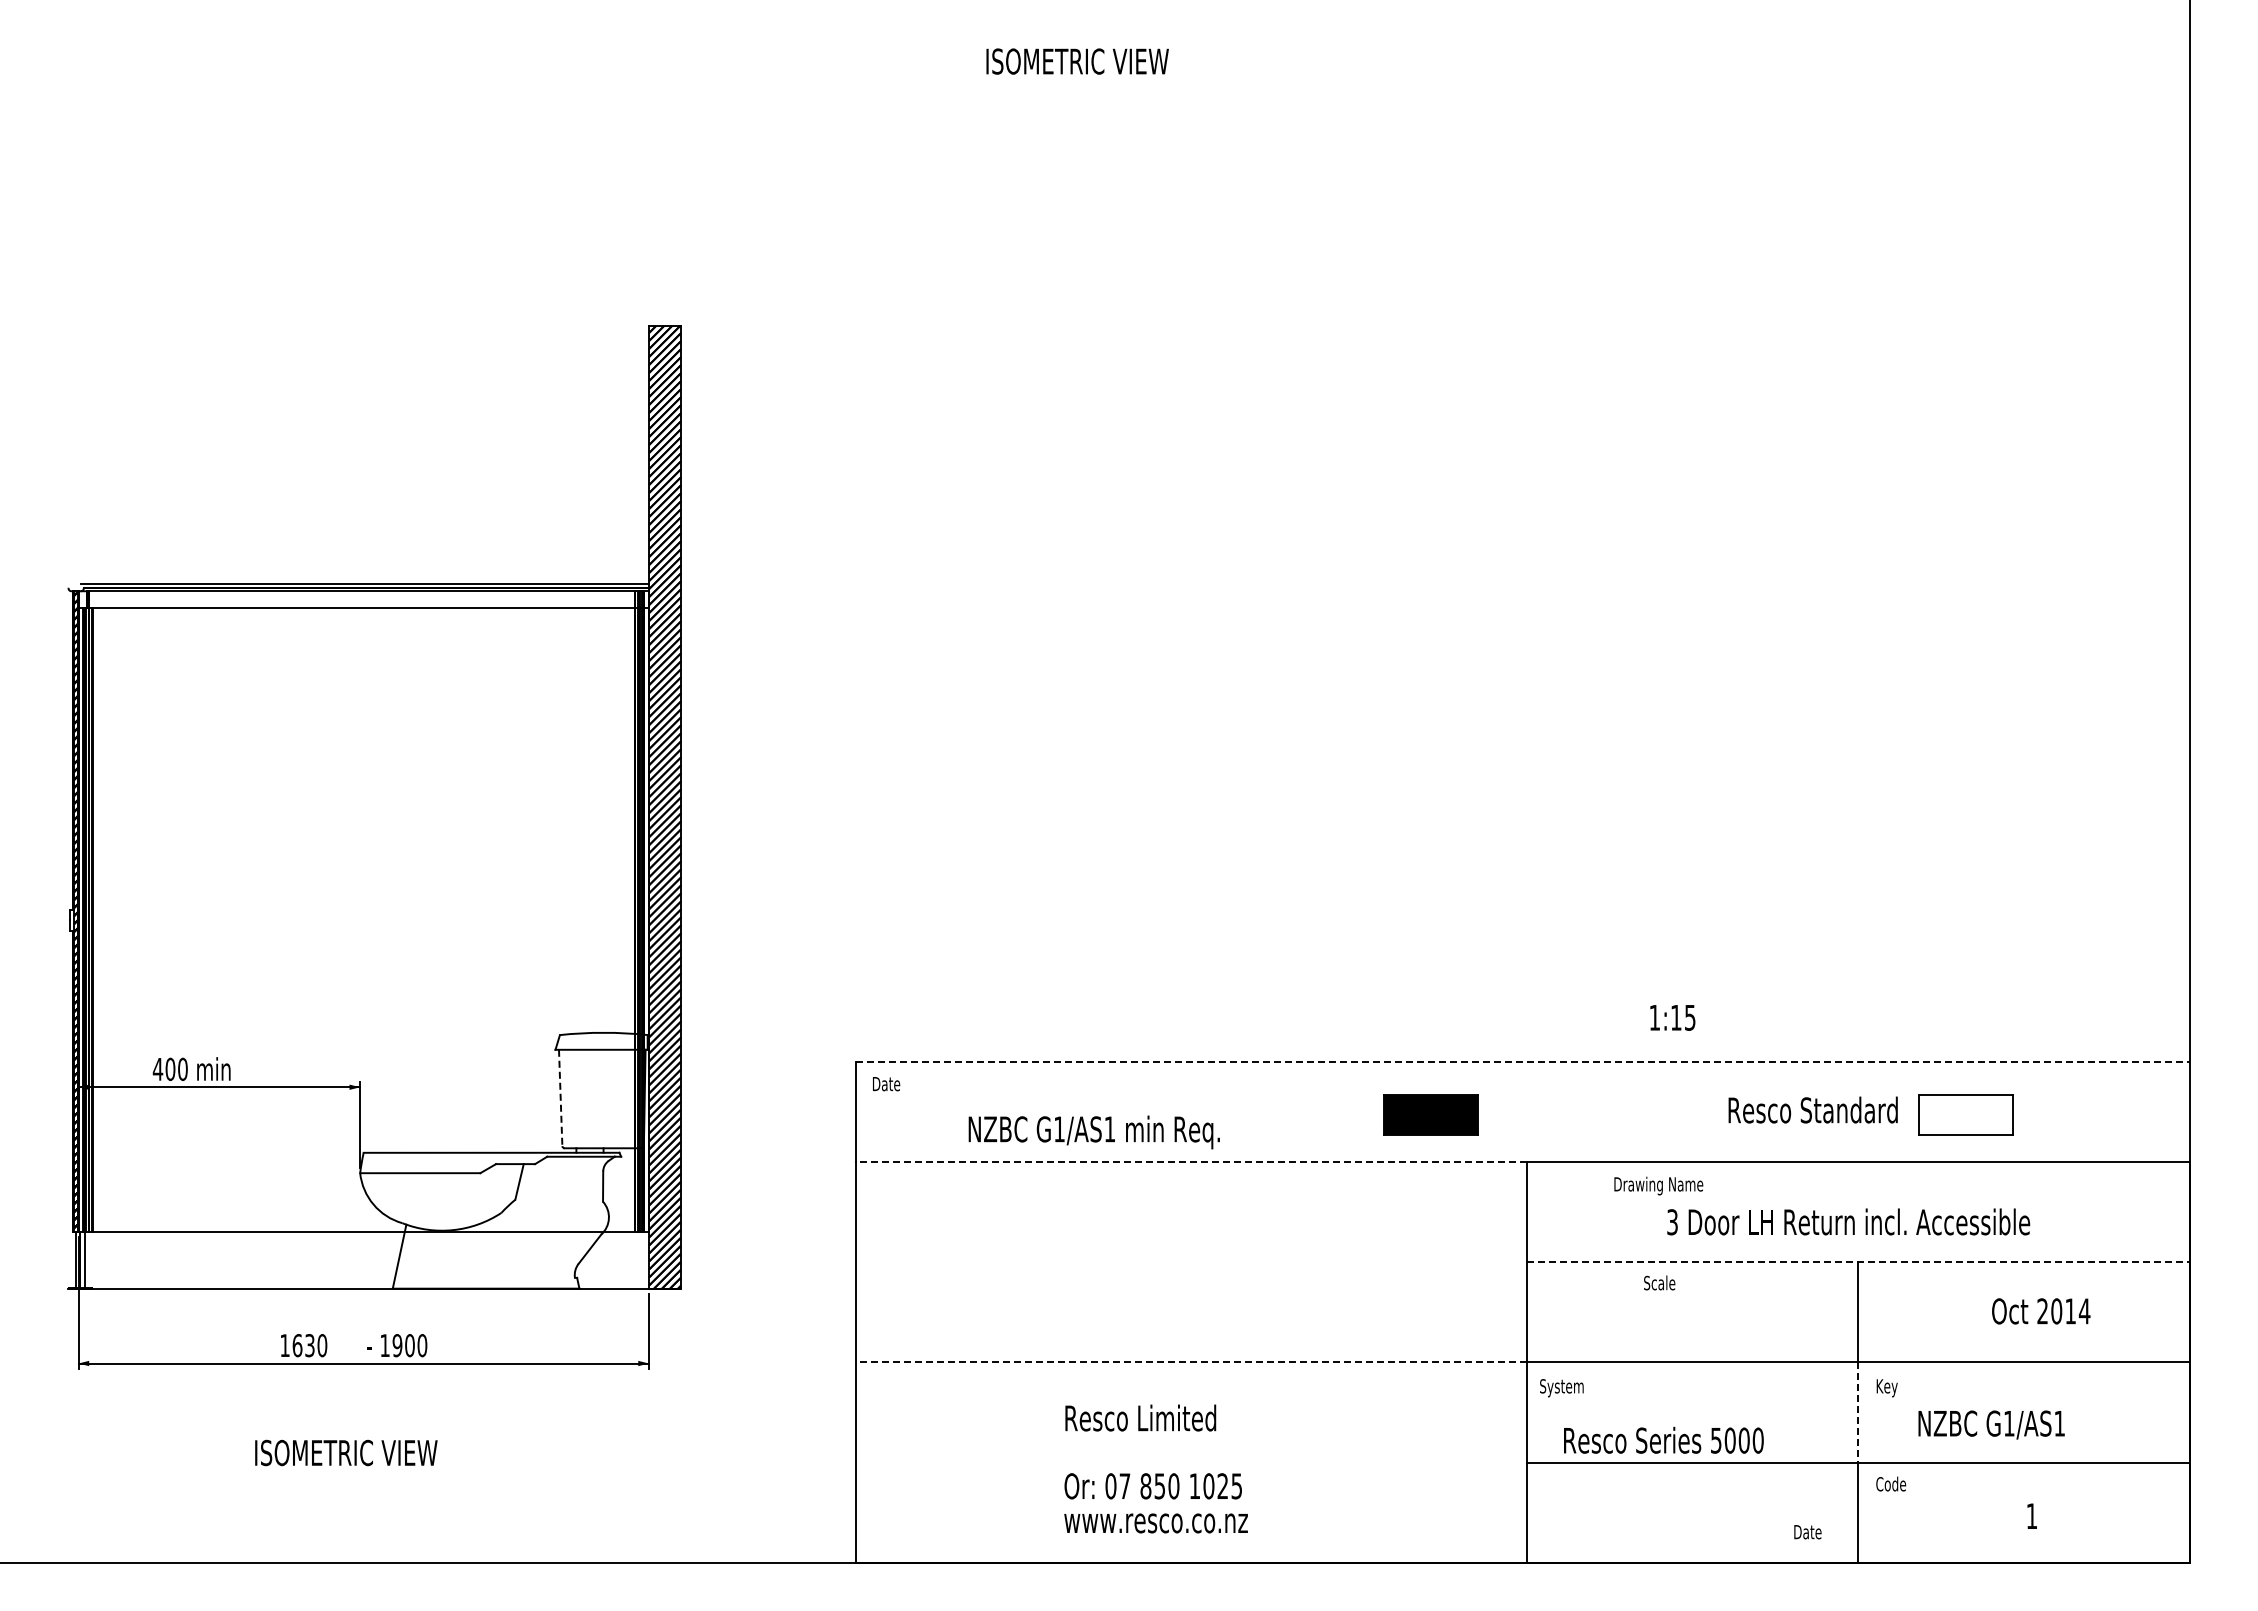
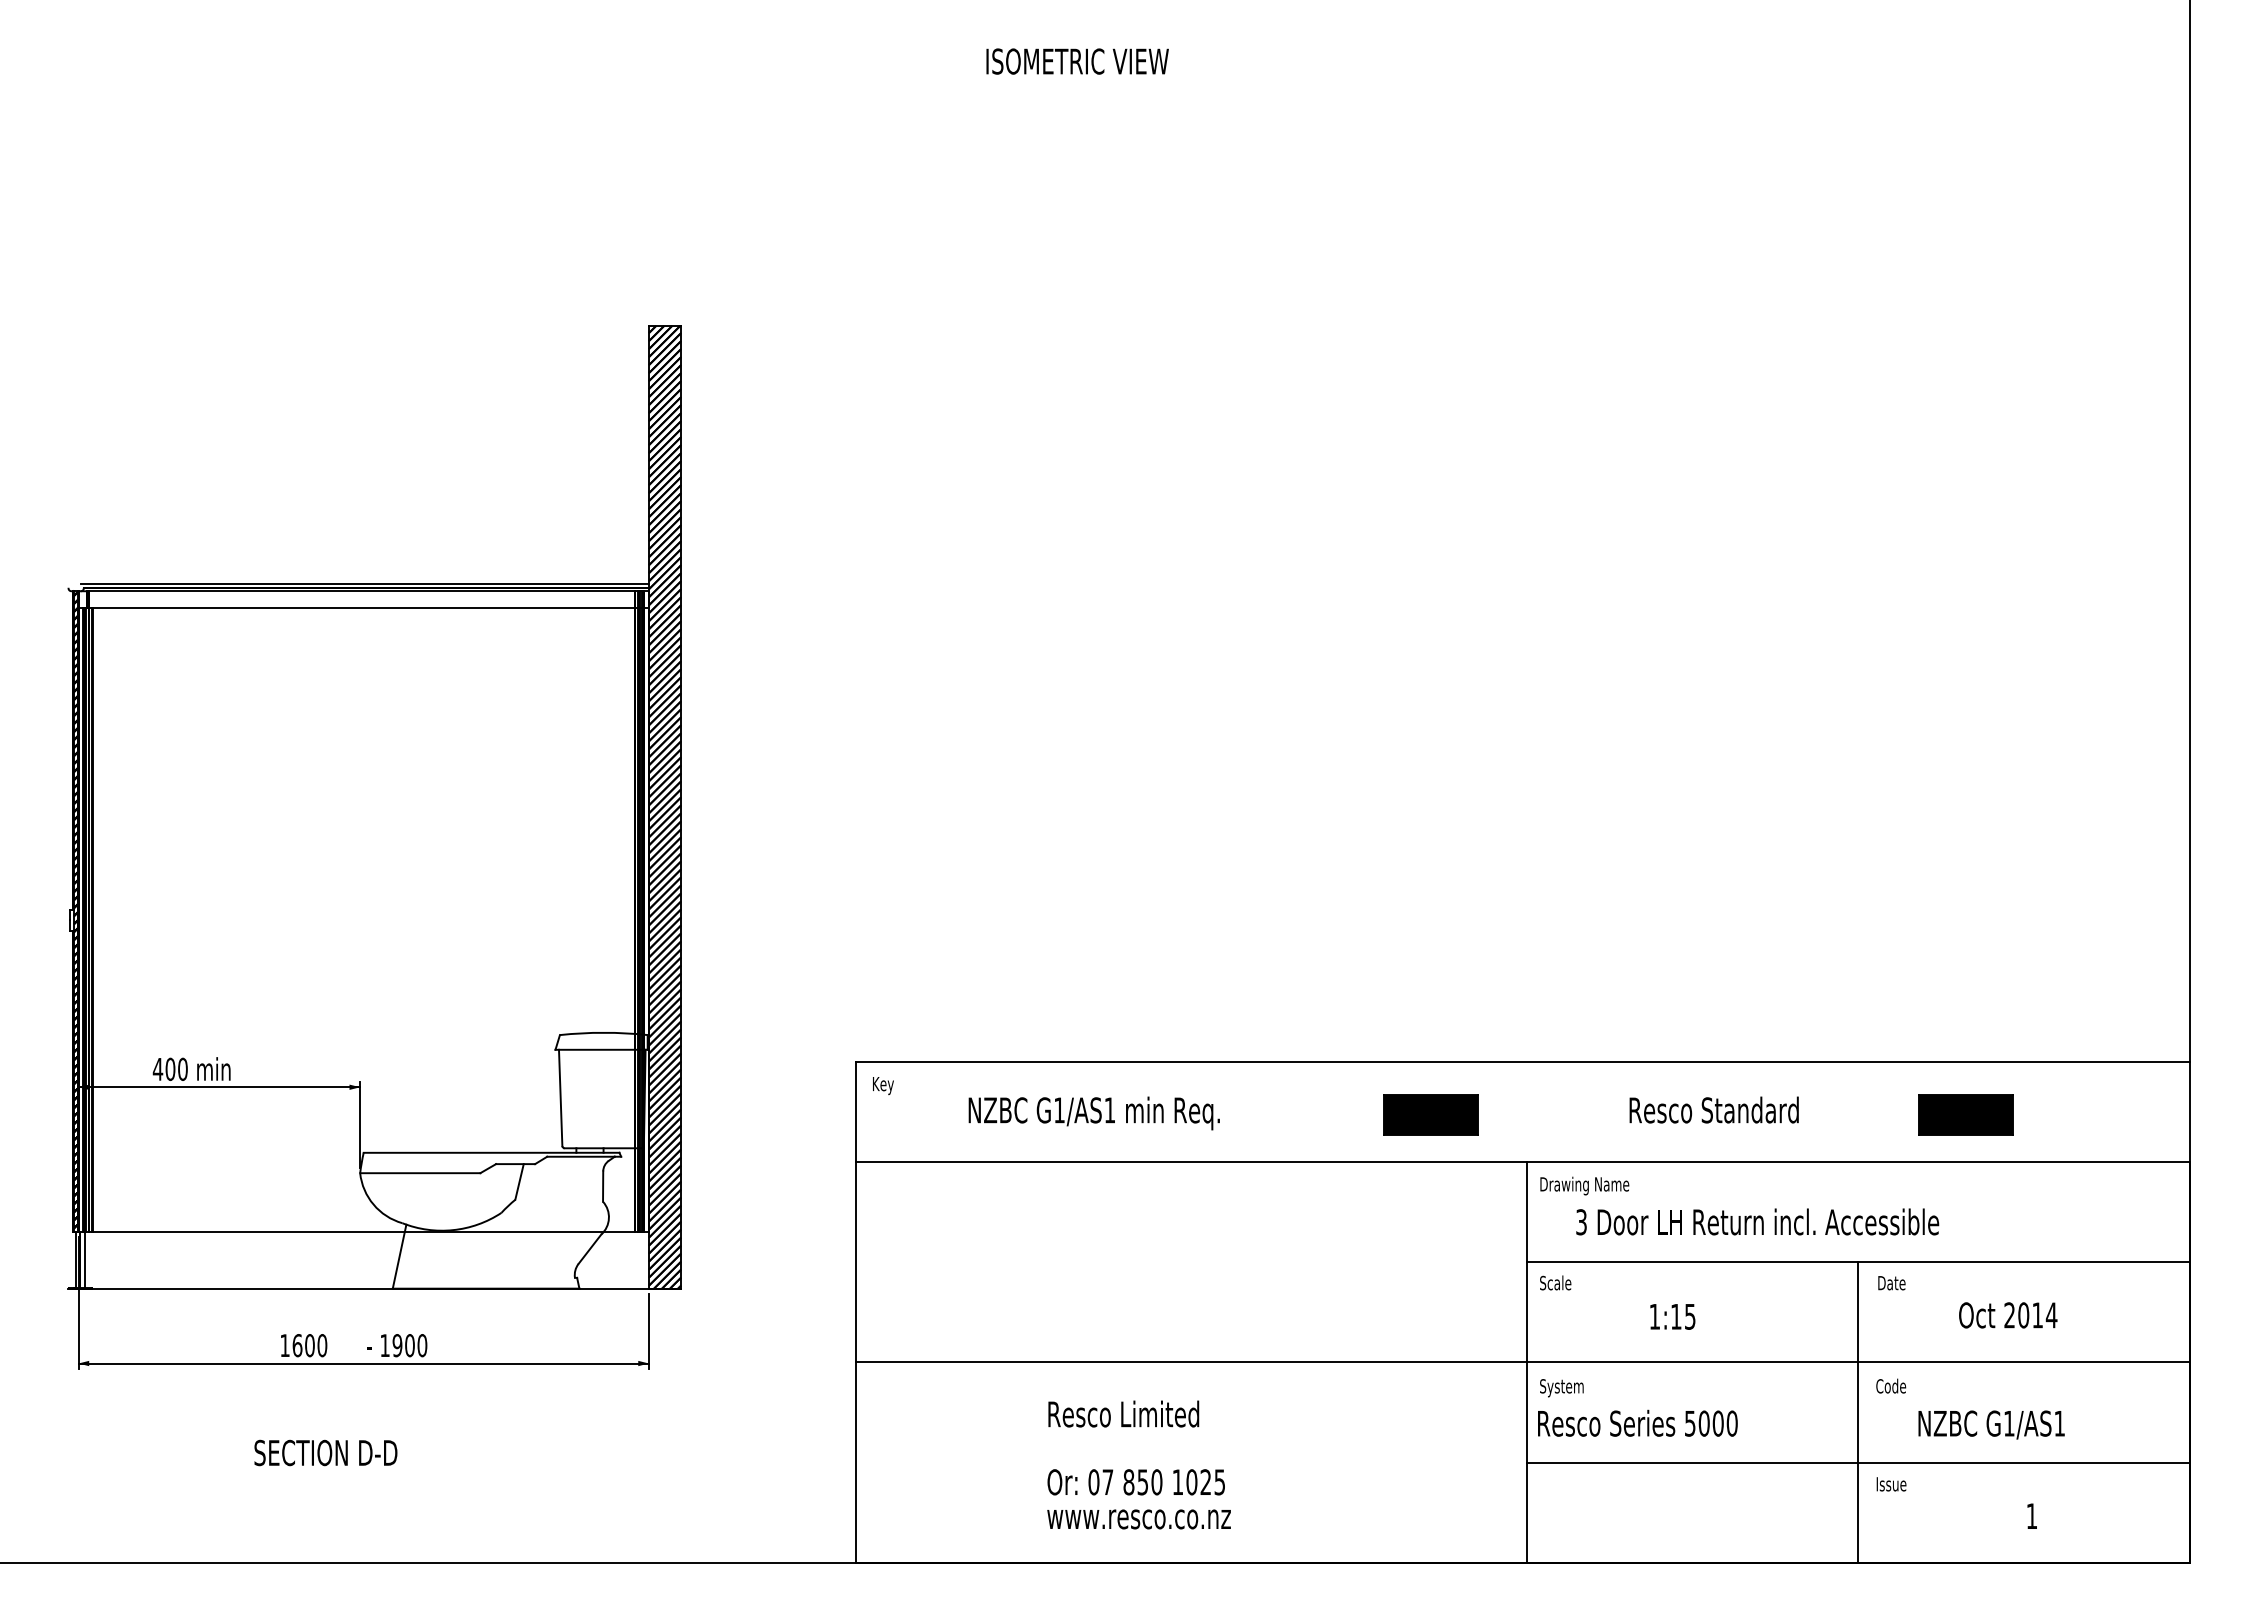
text position: (1672, 1017) -> (1672, 1316) (1672, 1316)
line: dashed -> solid (1523, 1062)
text: Date -> Key (887, 1086)
line: dashed -> solid (560, 1098)
text position: (1812, 1109) -> (1713, 1109) (1713, 1109)
fill: none -> present (1966, 1114)
text position: (1093, 1132) -> (1093, 1113) (1093, 1113)
line: dashed -> solid (1191, 1162)
text position: (1658, 1185) -> (1584, 1185) (1584, 1185)
text position: (1848, 1221) -> (1757, 1221) (1757, 1221)
line: dashed -> solid (1858, 1262)
text position: (1659, 1282) -> (1555, 1282) (1555, 1282)
text position: (2041, 1311) -> (2008, 1315) (2008, 1315)
text: 1630 -> 1600 (309, 1345)
line: dashed -> solid (1191, 1362)
text: Key -> Code (1891, 1387)
line: dashed -> solid (1858, 1412)
text position: (1663, 1439) -> (1637, 1422) (1637, 1422)
text: ISOMETRIC VIEW -> SECTION D-D (345, 1452)
text position: (1155, 1468) -> (1138, 1464) (1138, 1464)
text: Code -> Issue (1891, 1483)
text position: (1807, 1532) -> (1891, 1283) (1891, 1283)
